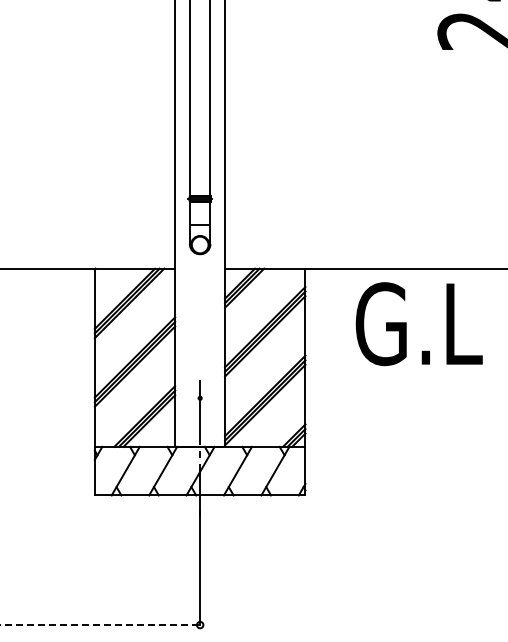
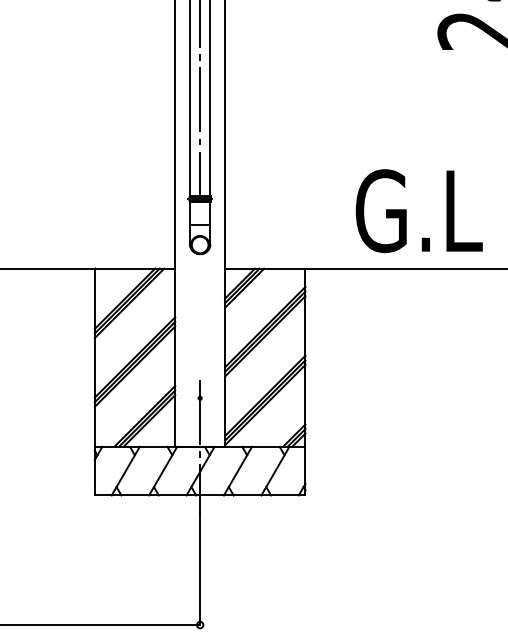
line: none -> present (200, 102)
text position: (418, 324) -> (418, 211) (418, 211)
line: dashed -> solid (100, 625)
